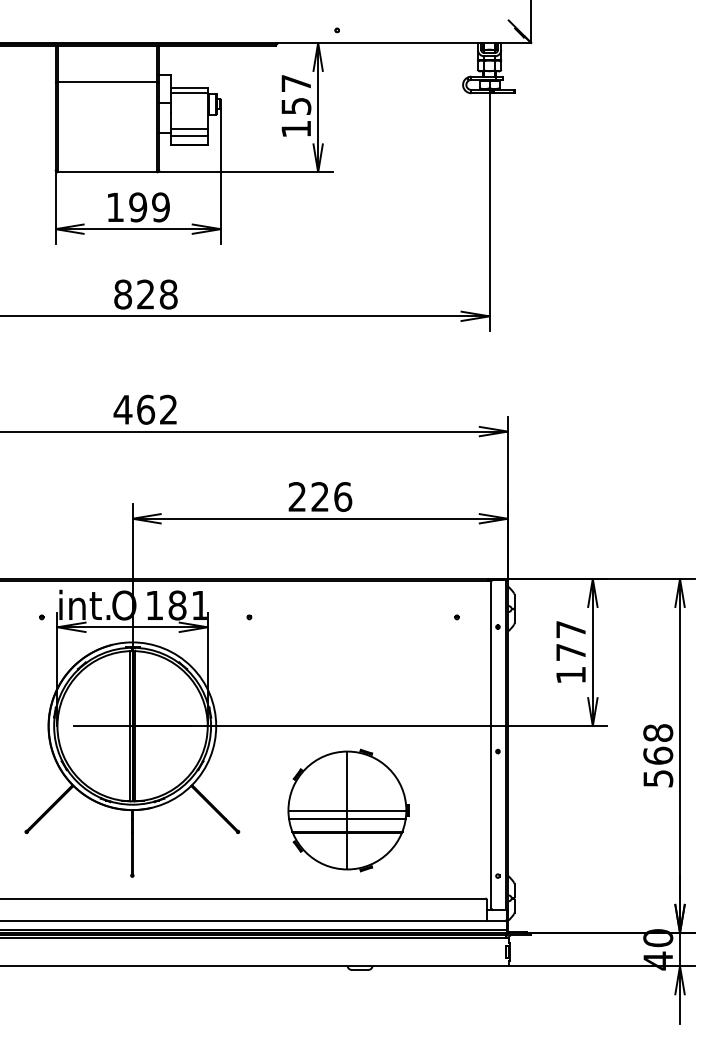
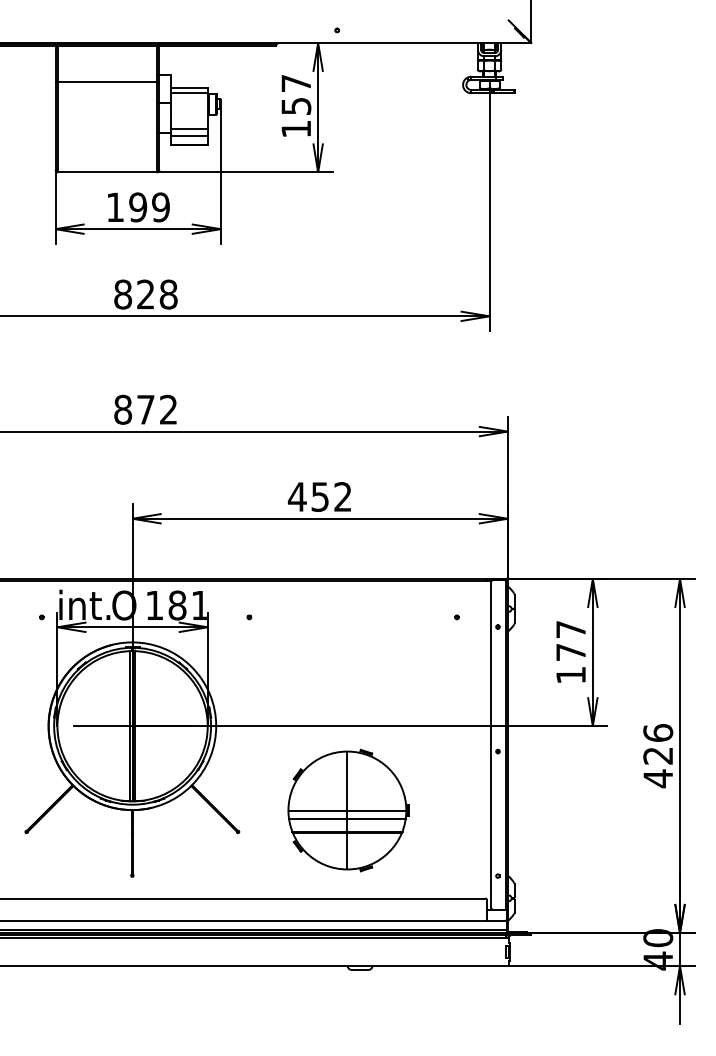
text: 462 -> 872 (134, 409)
text: 226 -> 452 (319, 497)
text: 568 -> 426 (658, 756)
